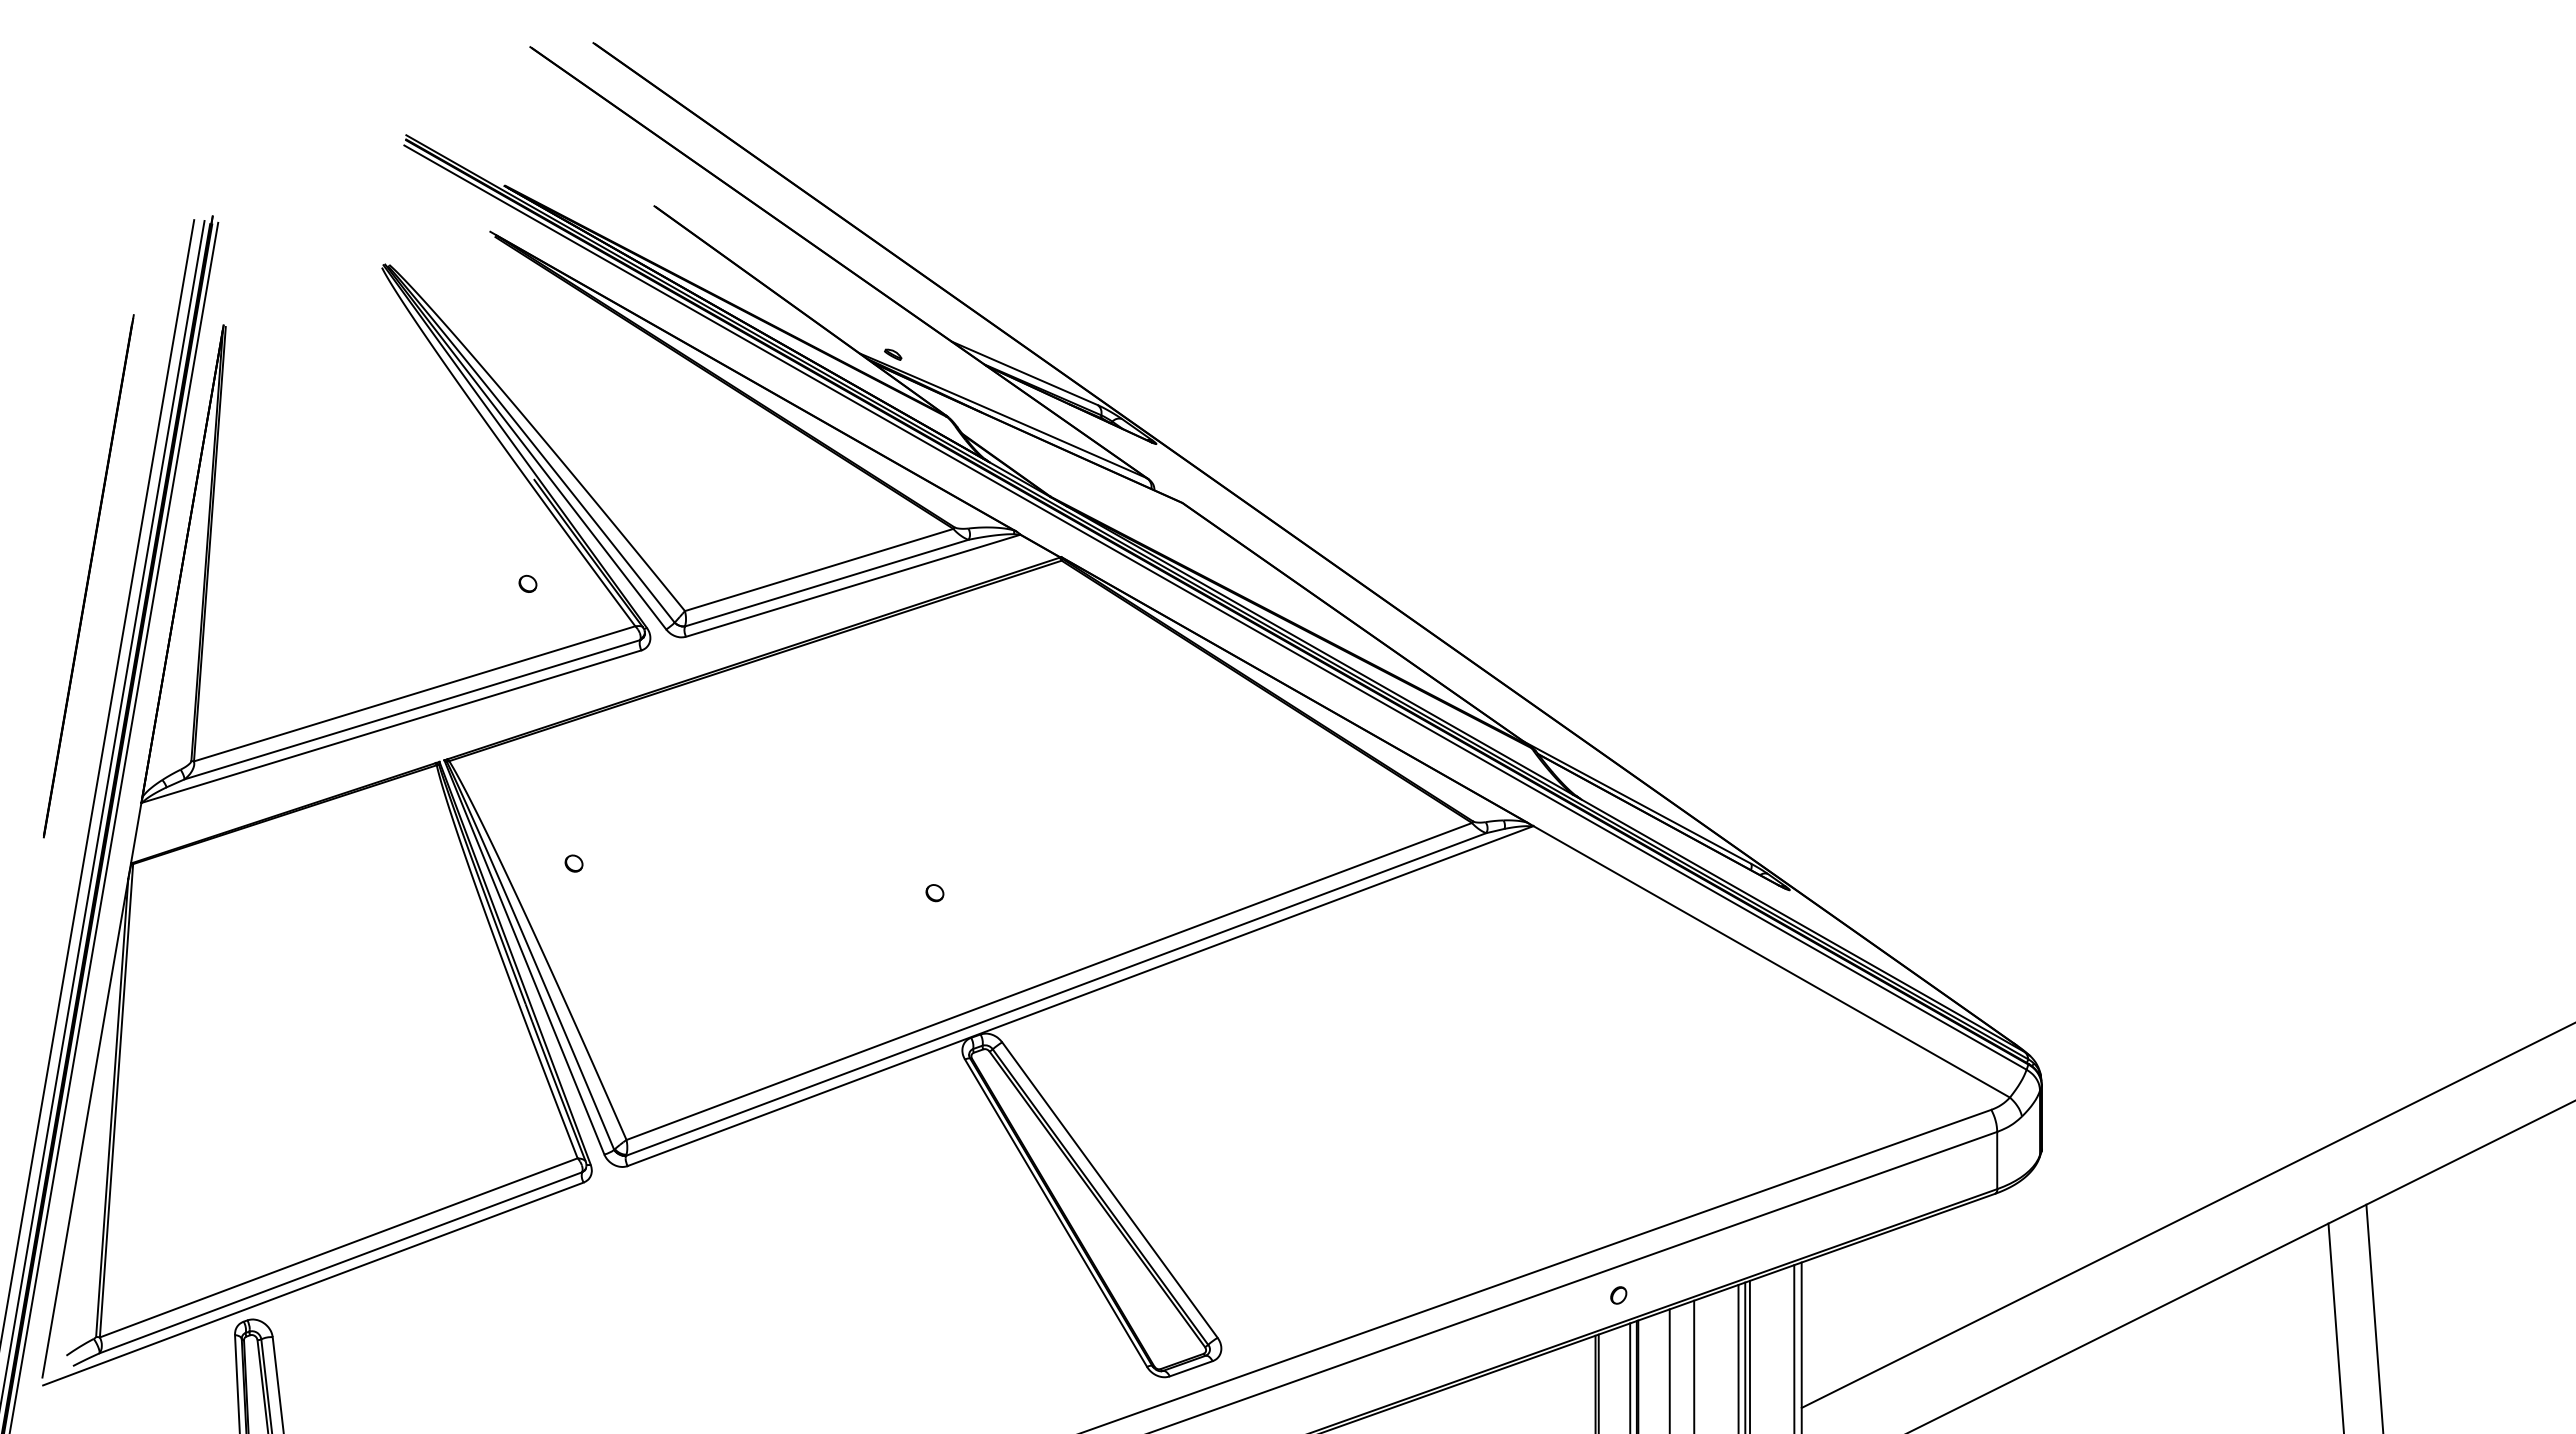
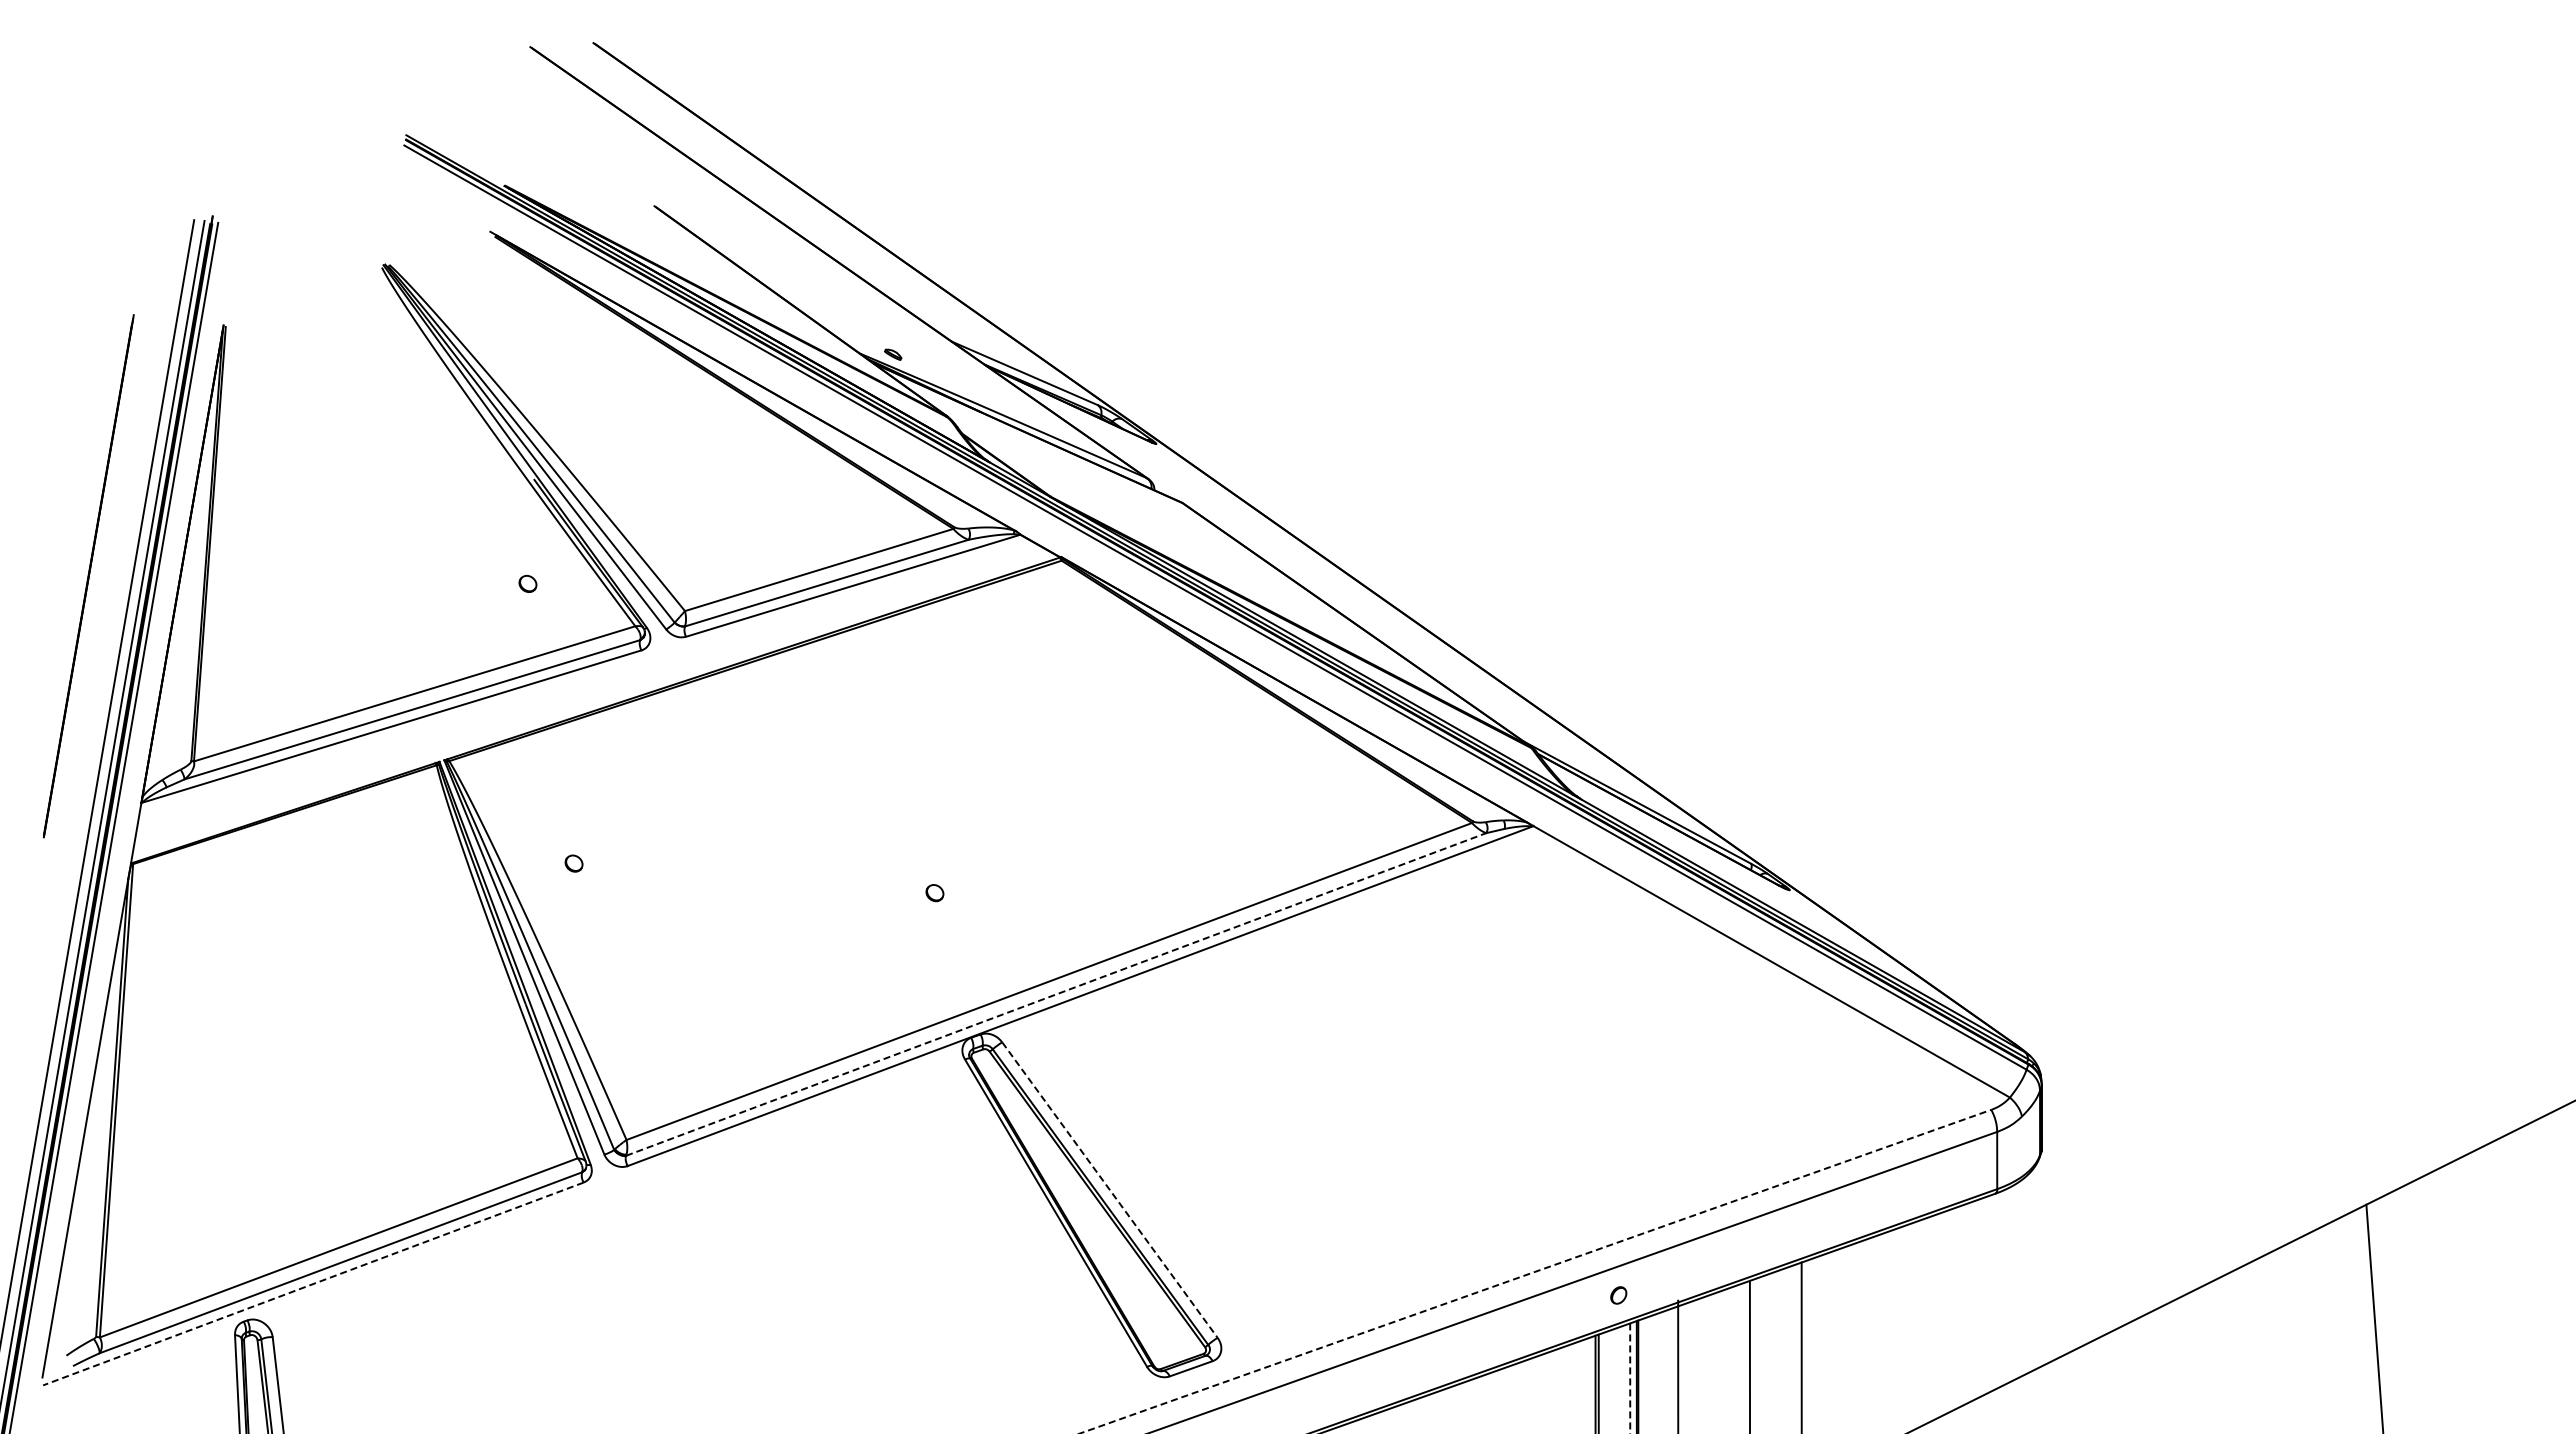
line: solid -> dashed (1056, 994)
line: solid -> dashed (1109, 1190)
line: present -> none (2186, 1215)
line: solid -> dashed (1535, 1271)
line: solid -> dashed (313, 1284)
line: present -> none (2335, 1326)
line: present -> none (1794, 1347)
line: present -> none (1745, 1356)
line: present -> none (1738, 1357)
line position: (1694, 1365) -> (1678, 1365) (1678, 1365)
line: present -> none (1669, 1369)
line: solid -> dashed (1630, 1378)
